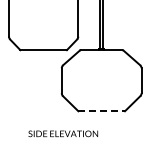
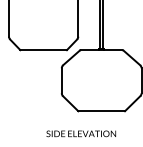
line: dashed -> solid (102, 111)
text position: (62, 133) -> (80, 133) (80, 133)
